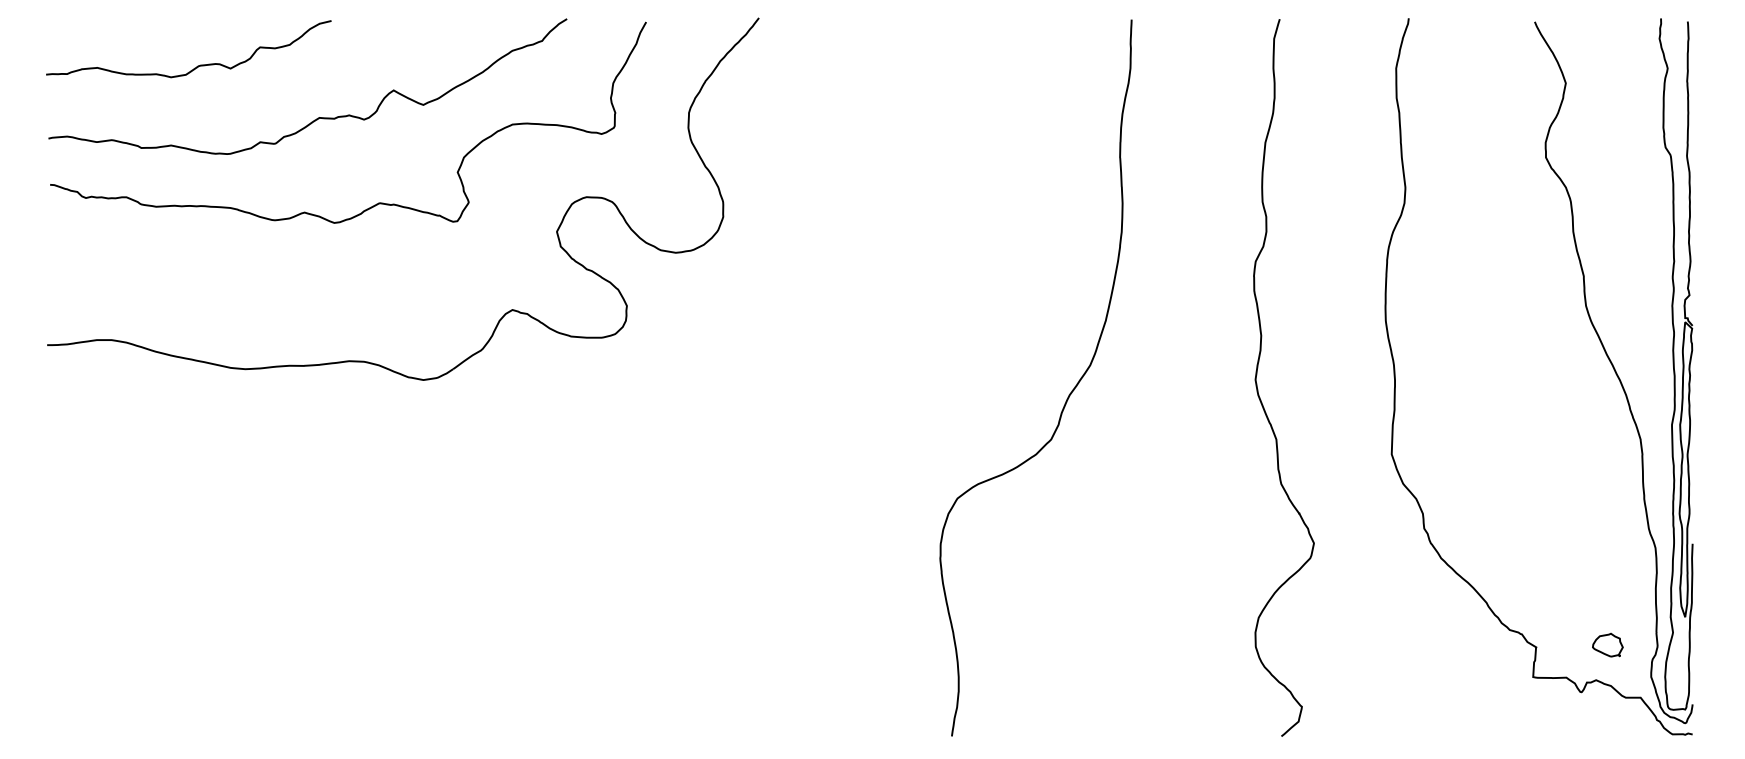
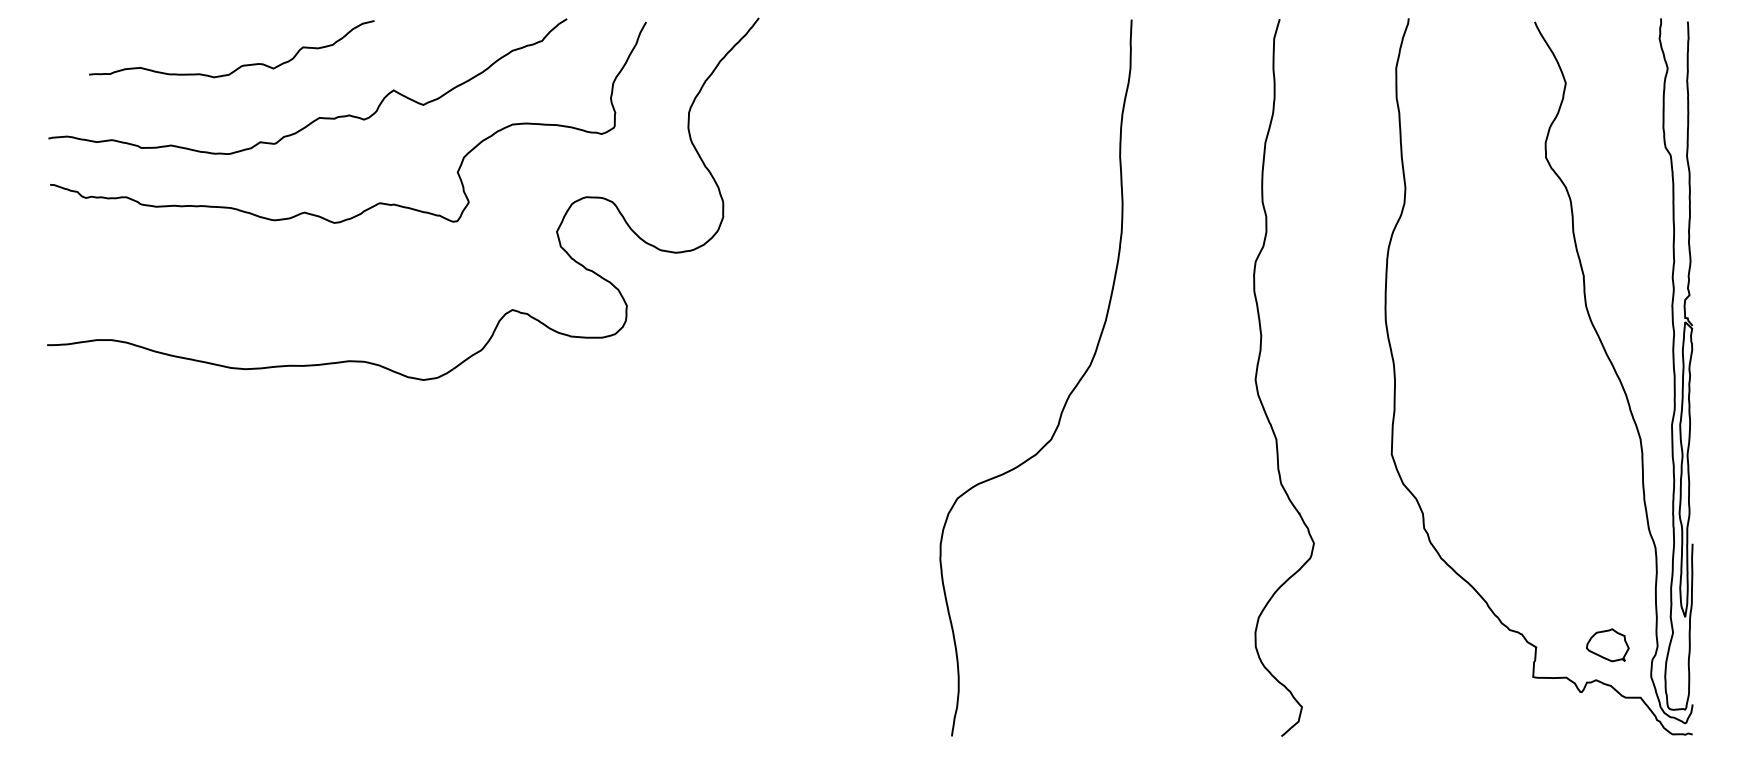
curve position: (197, 65) -> (240, 65) (240, 65)
part size: 32x26 px -> 44x35 px (1607, 645)
